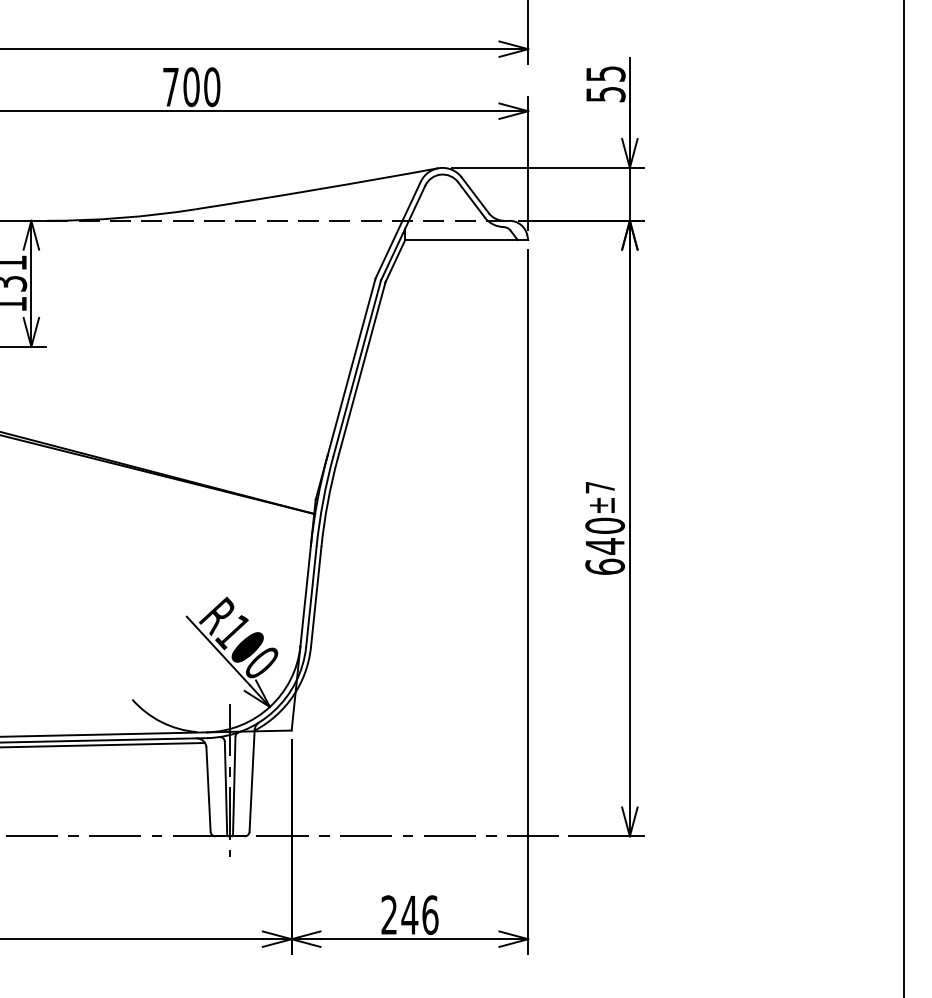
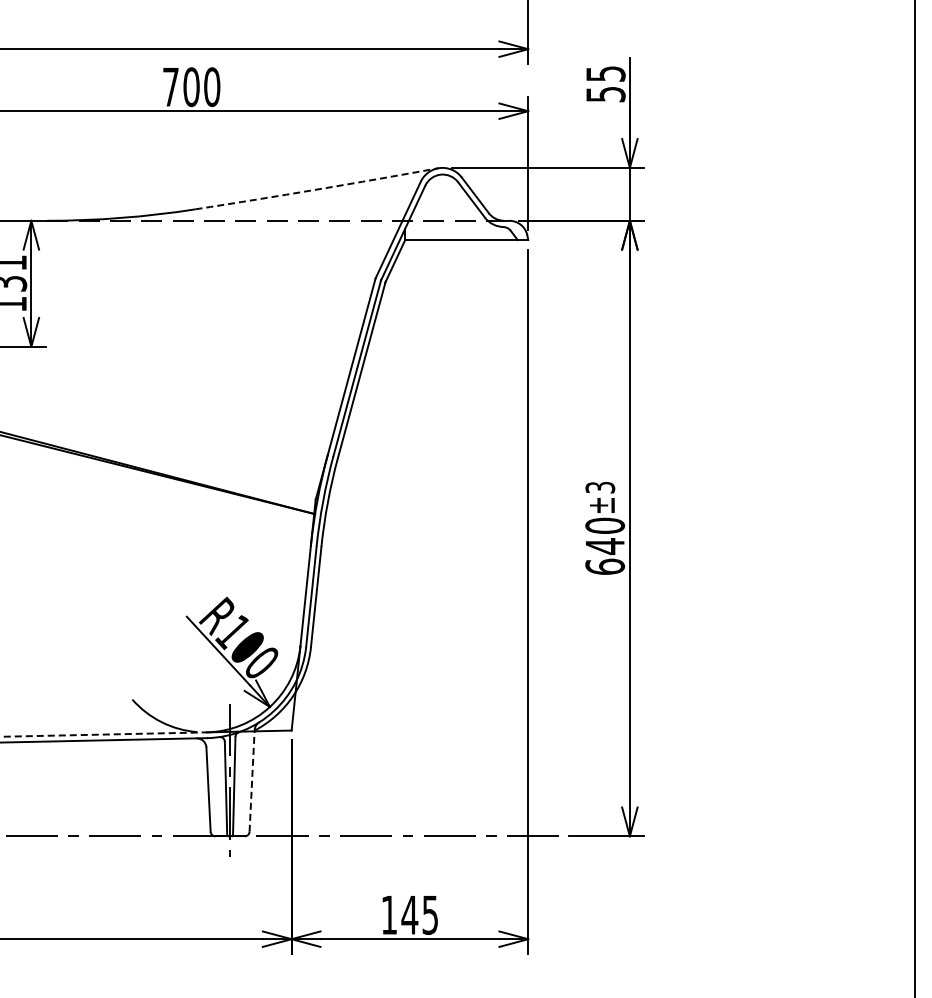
arc: solid -> dashed (317, 189)
text: ±7 -> ±3 (600, 487)
line position: (903, 498) -> (914, 498) (914, 498)
line: solid -> dashed (103, 734)
line: present -> none (103, 745)
line: solid -> dashed (252, 780)
text: 246 -> 145 (409, 915)
